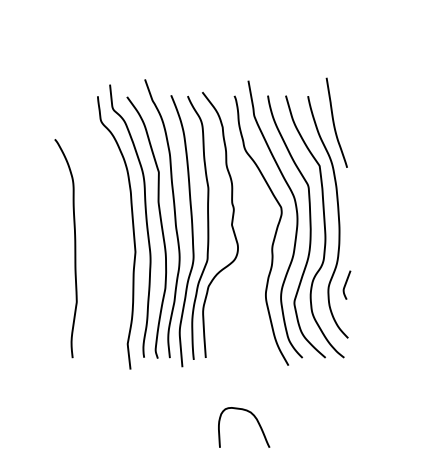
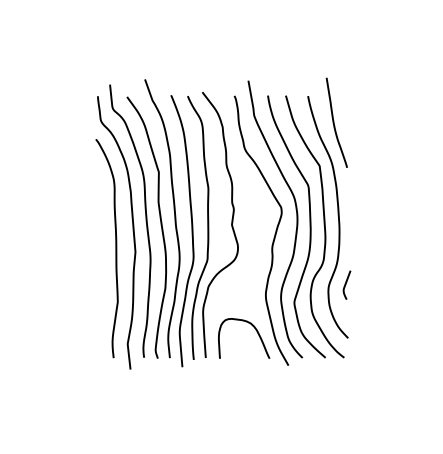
curve position: (74, 248) -> (115, 248) (115, 248)
curve position: (256, 421) -> (256, 332) (256, 332)
